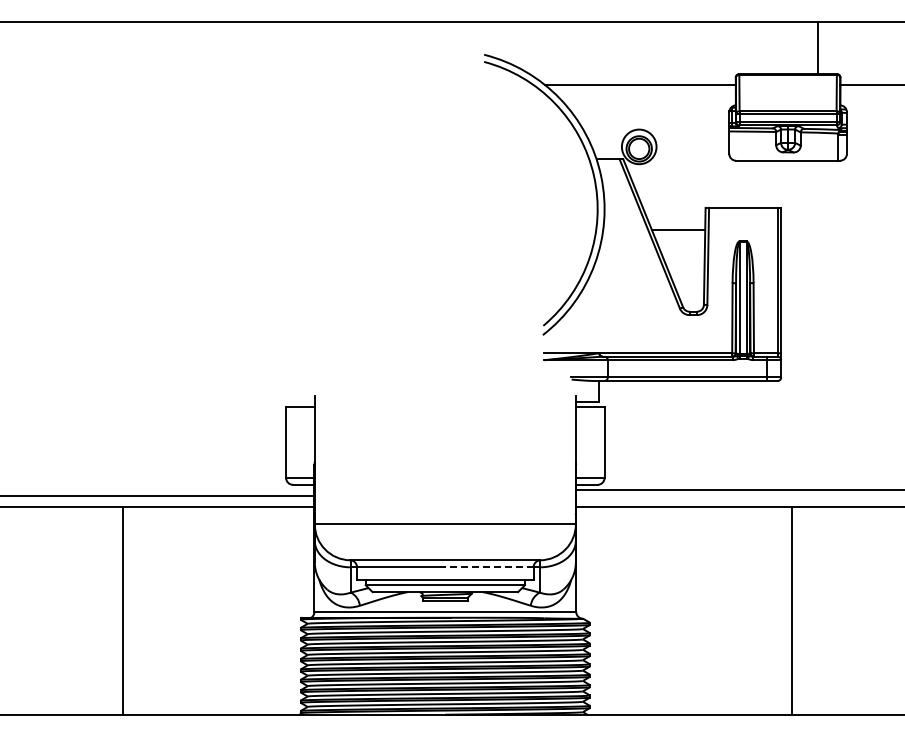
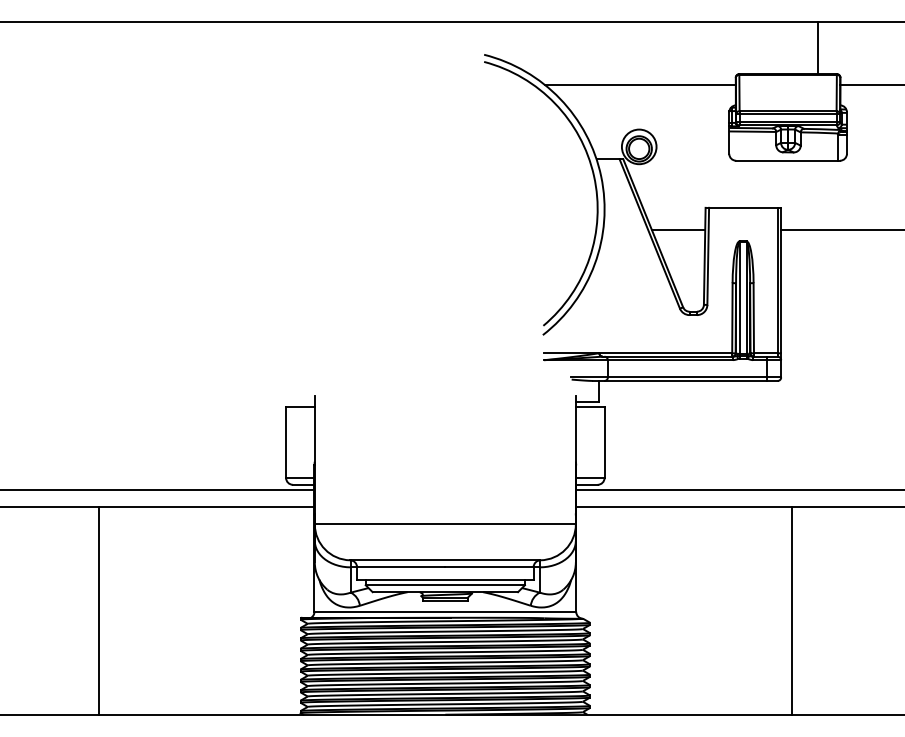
line: none -> present (841, 230)
line position: (158, 495) -> (158, 489) (158, 489)
line: dashed -> solid (488, 567)
line position: (123, 610) -> (99, 610) (99, 610)
